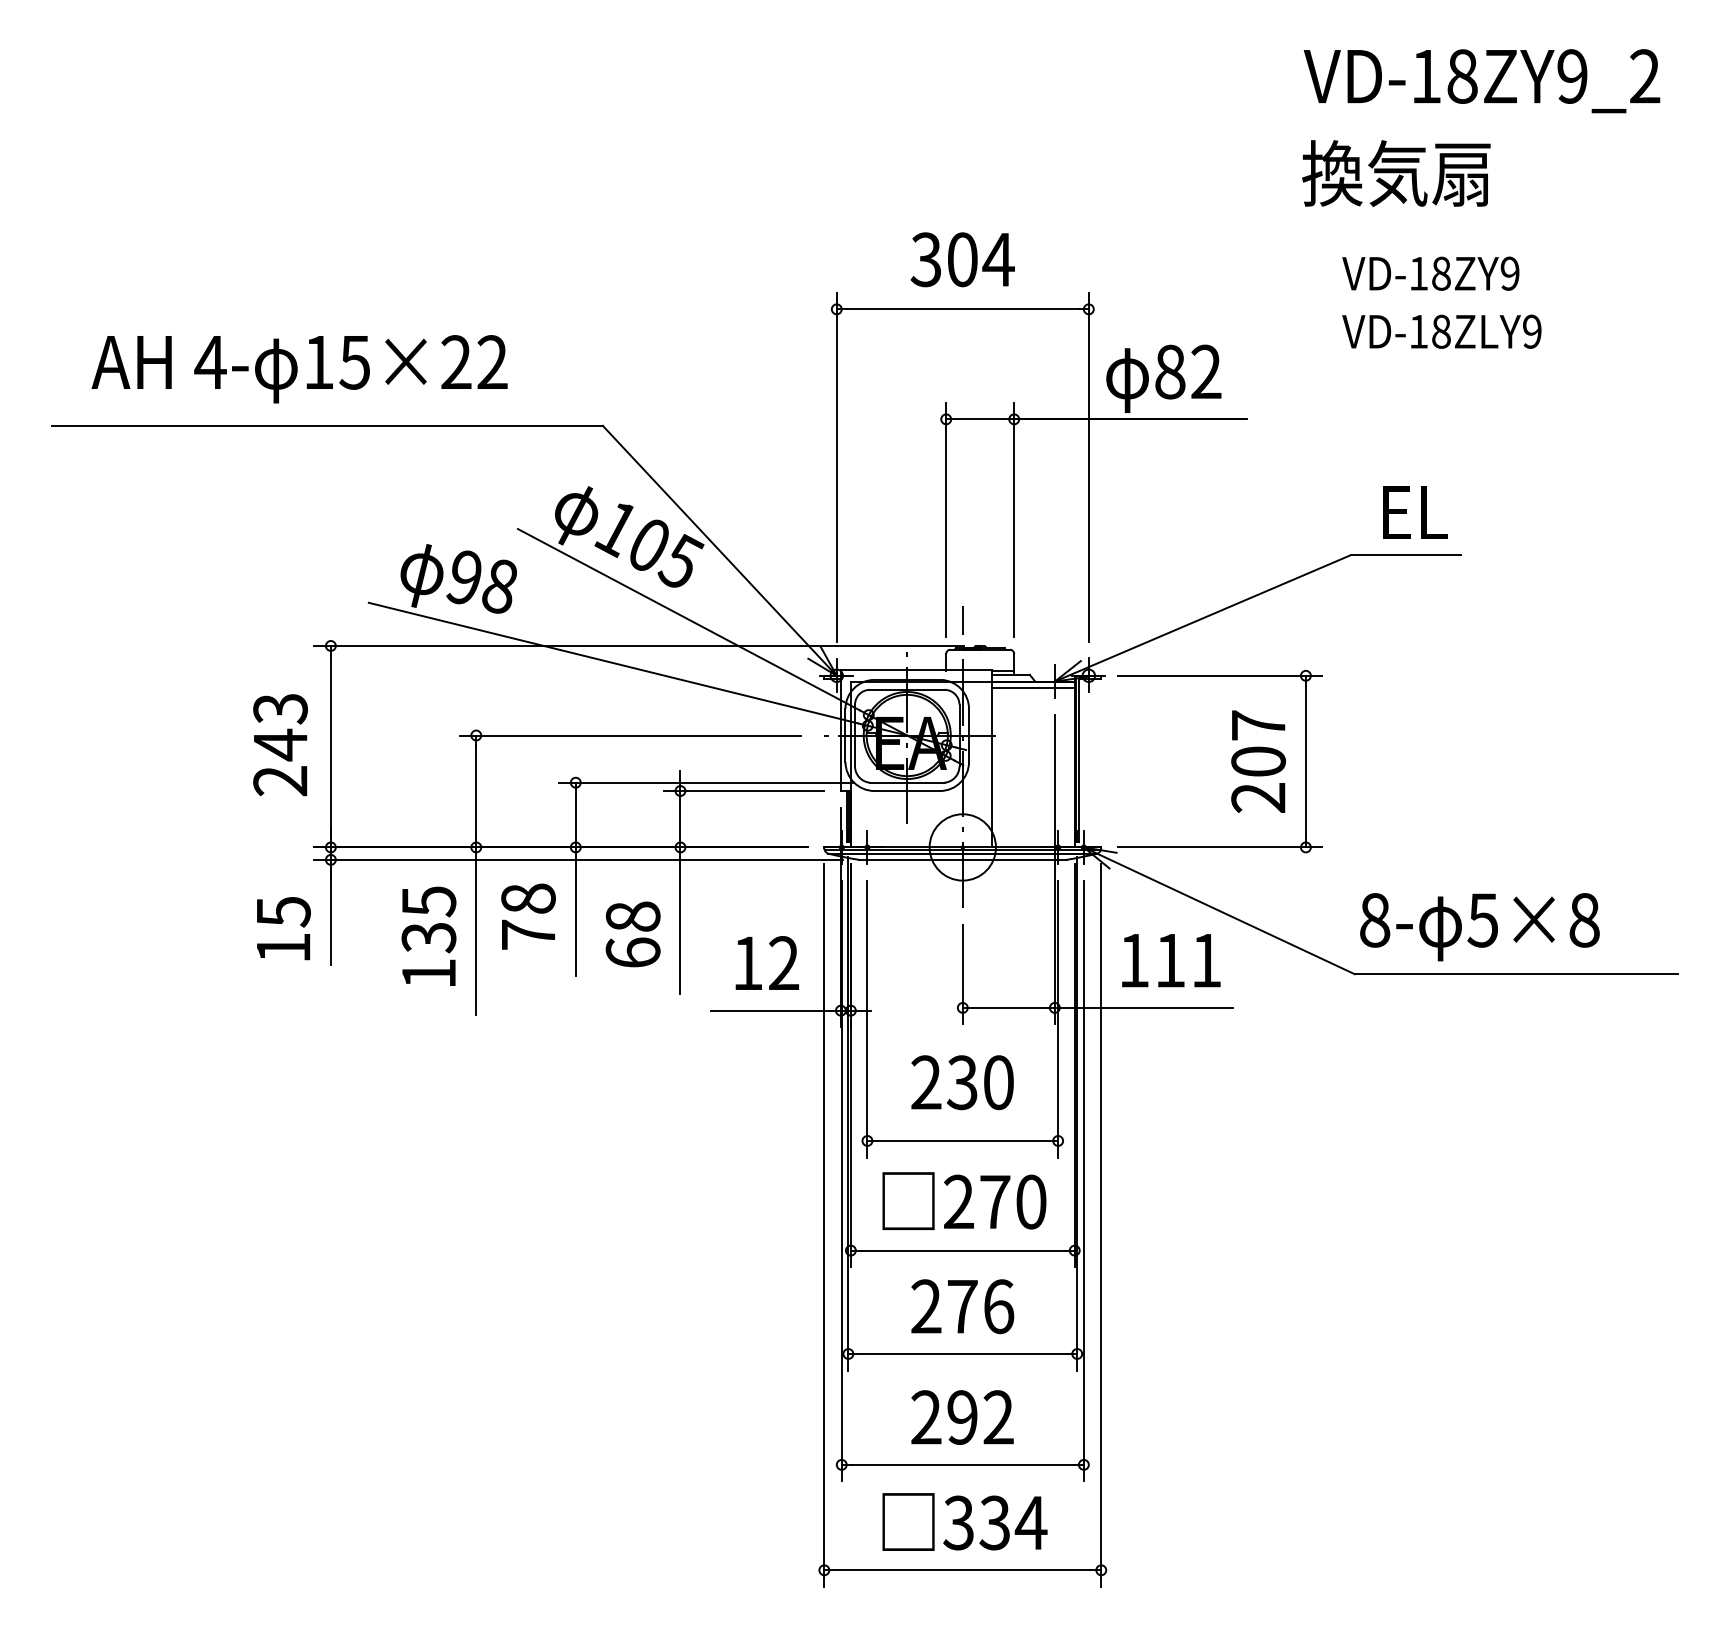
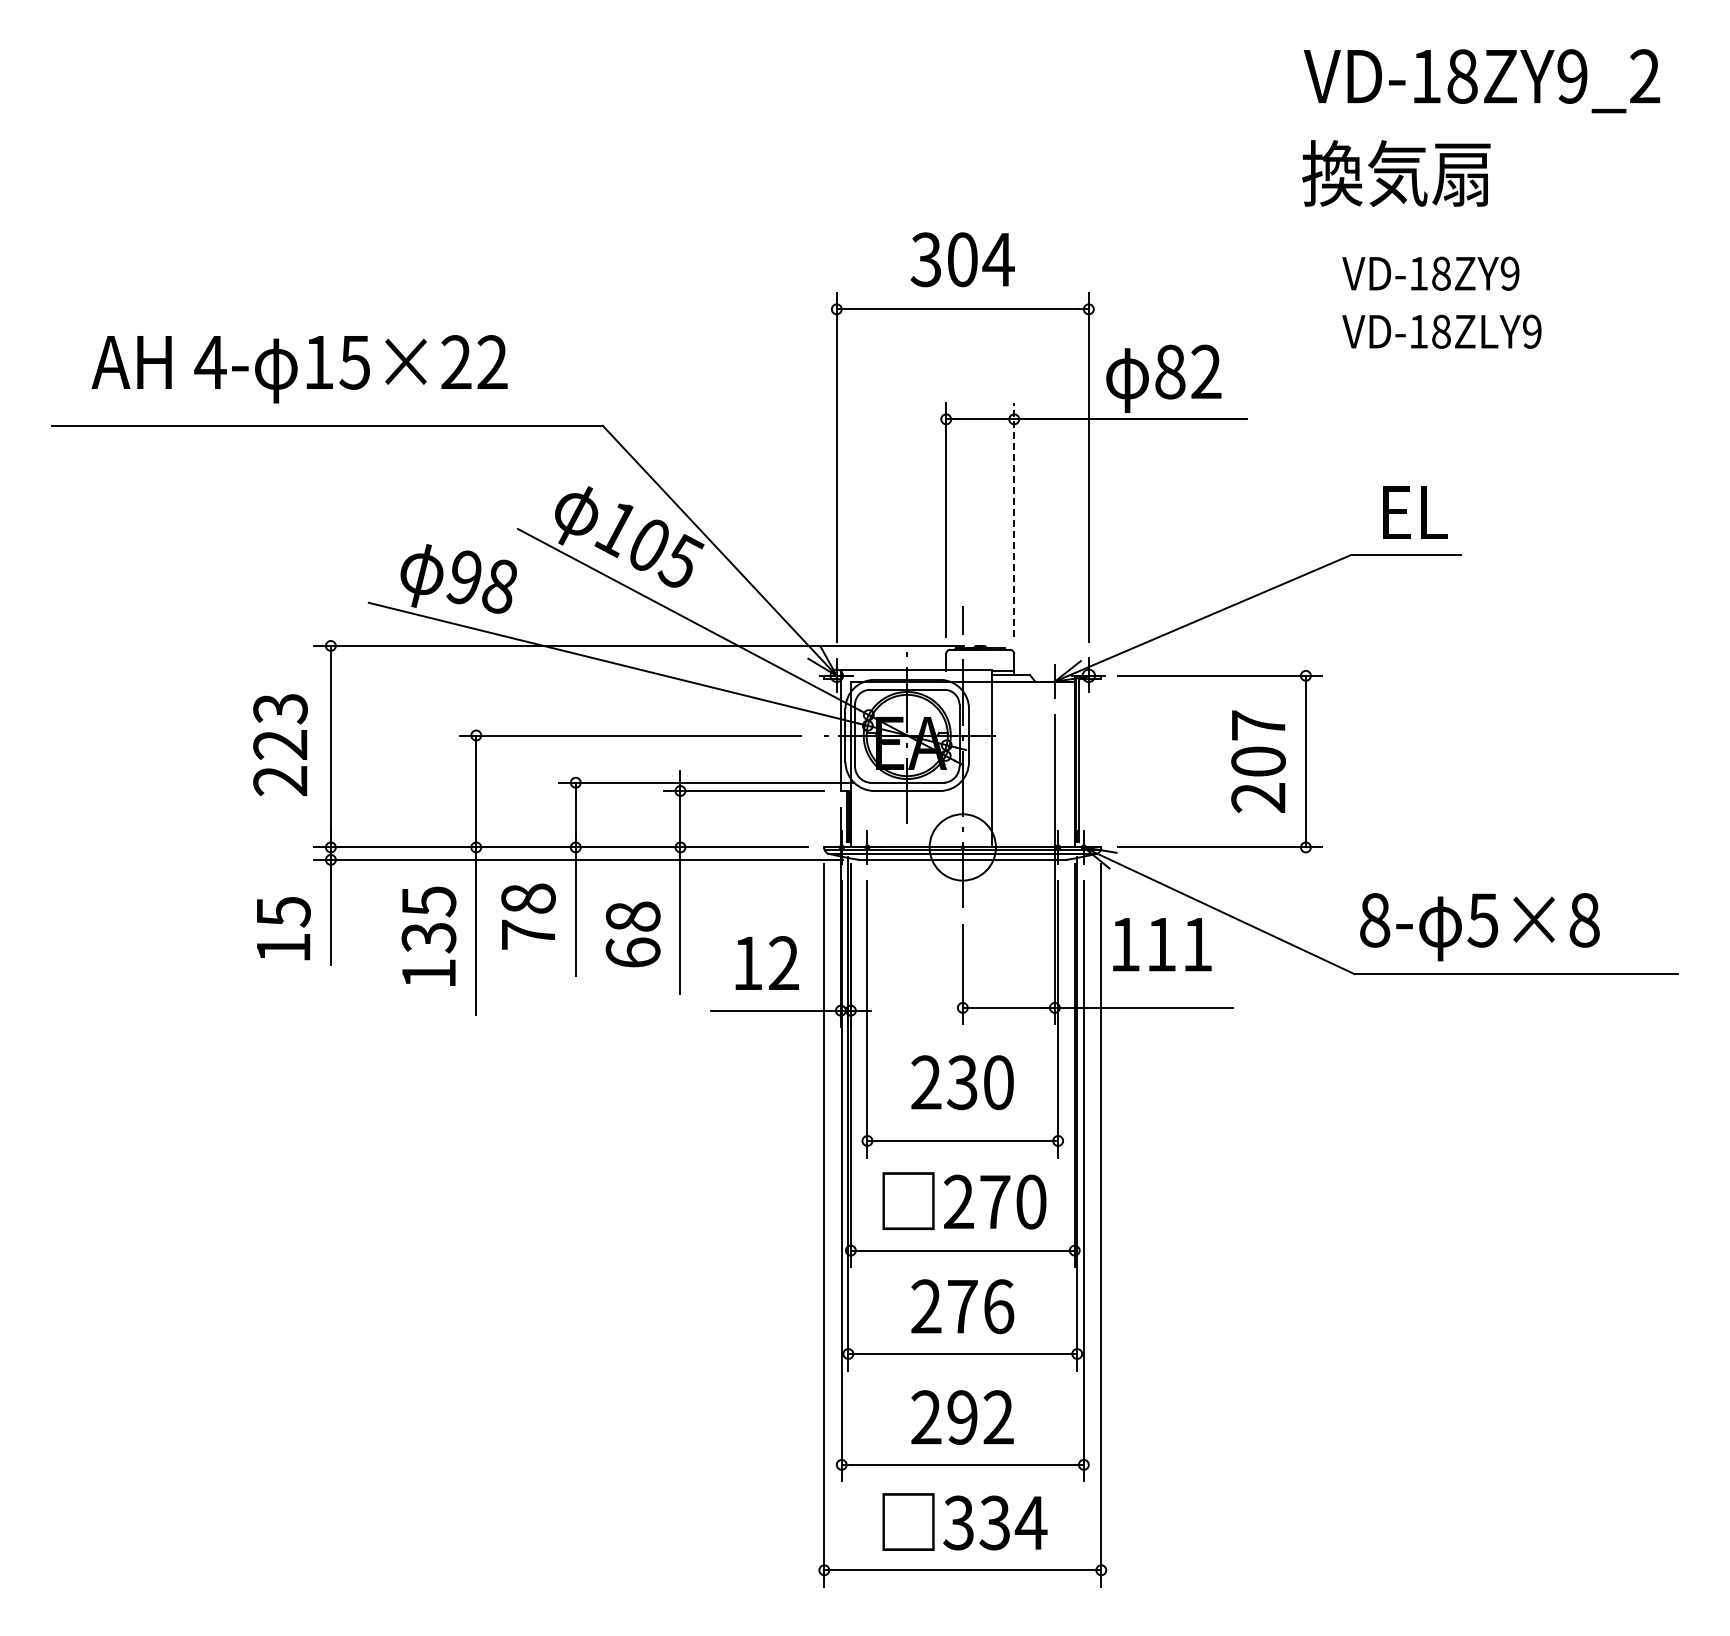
line: solid -> dashed (1014, 519)
line: present -> none (1032, 688)
text: 243 -> 223 (280, 744)
text position: (1171, 960) -> (1162, 944) (1162, 944)
